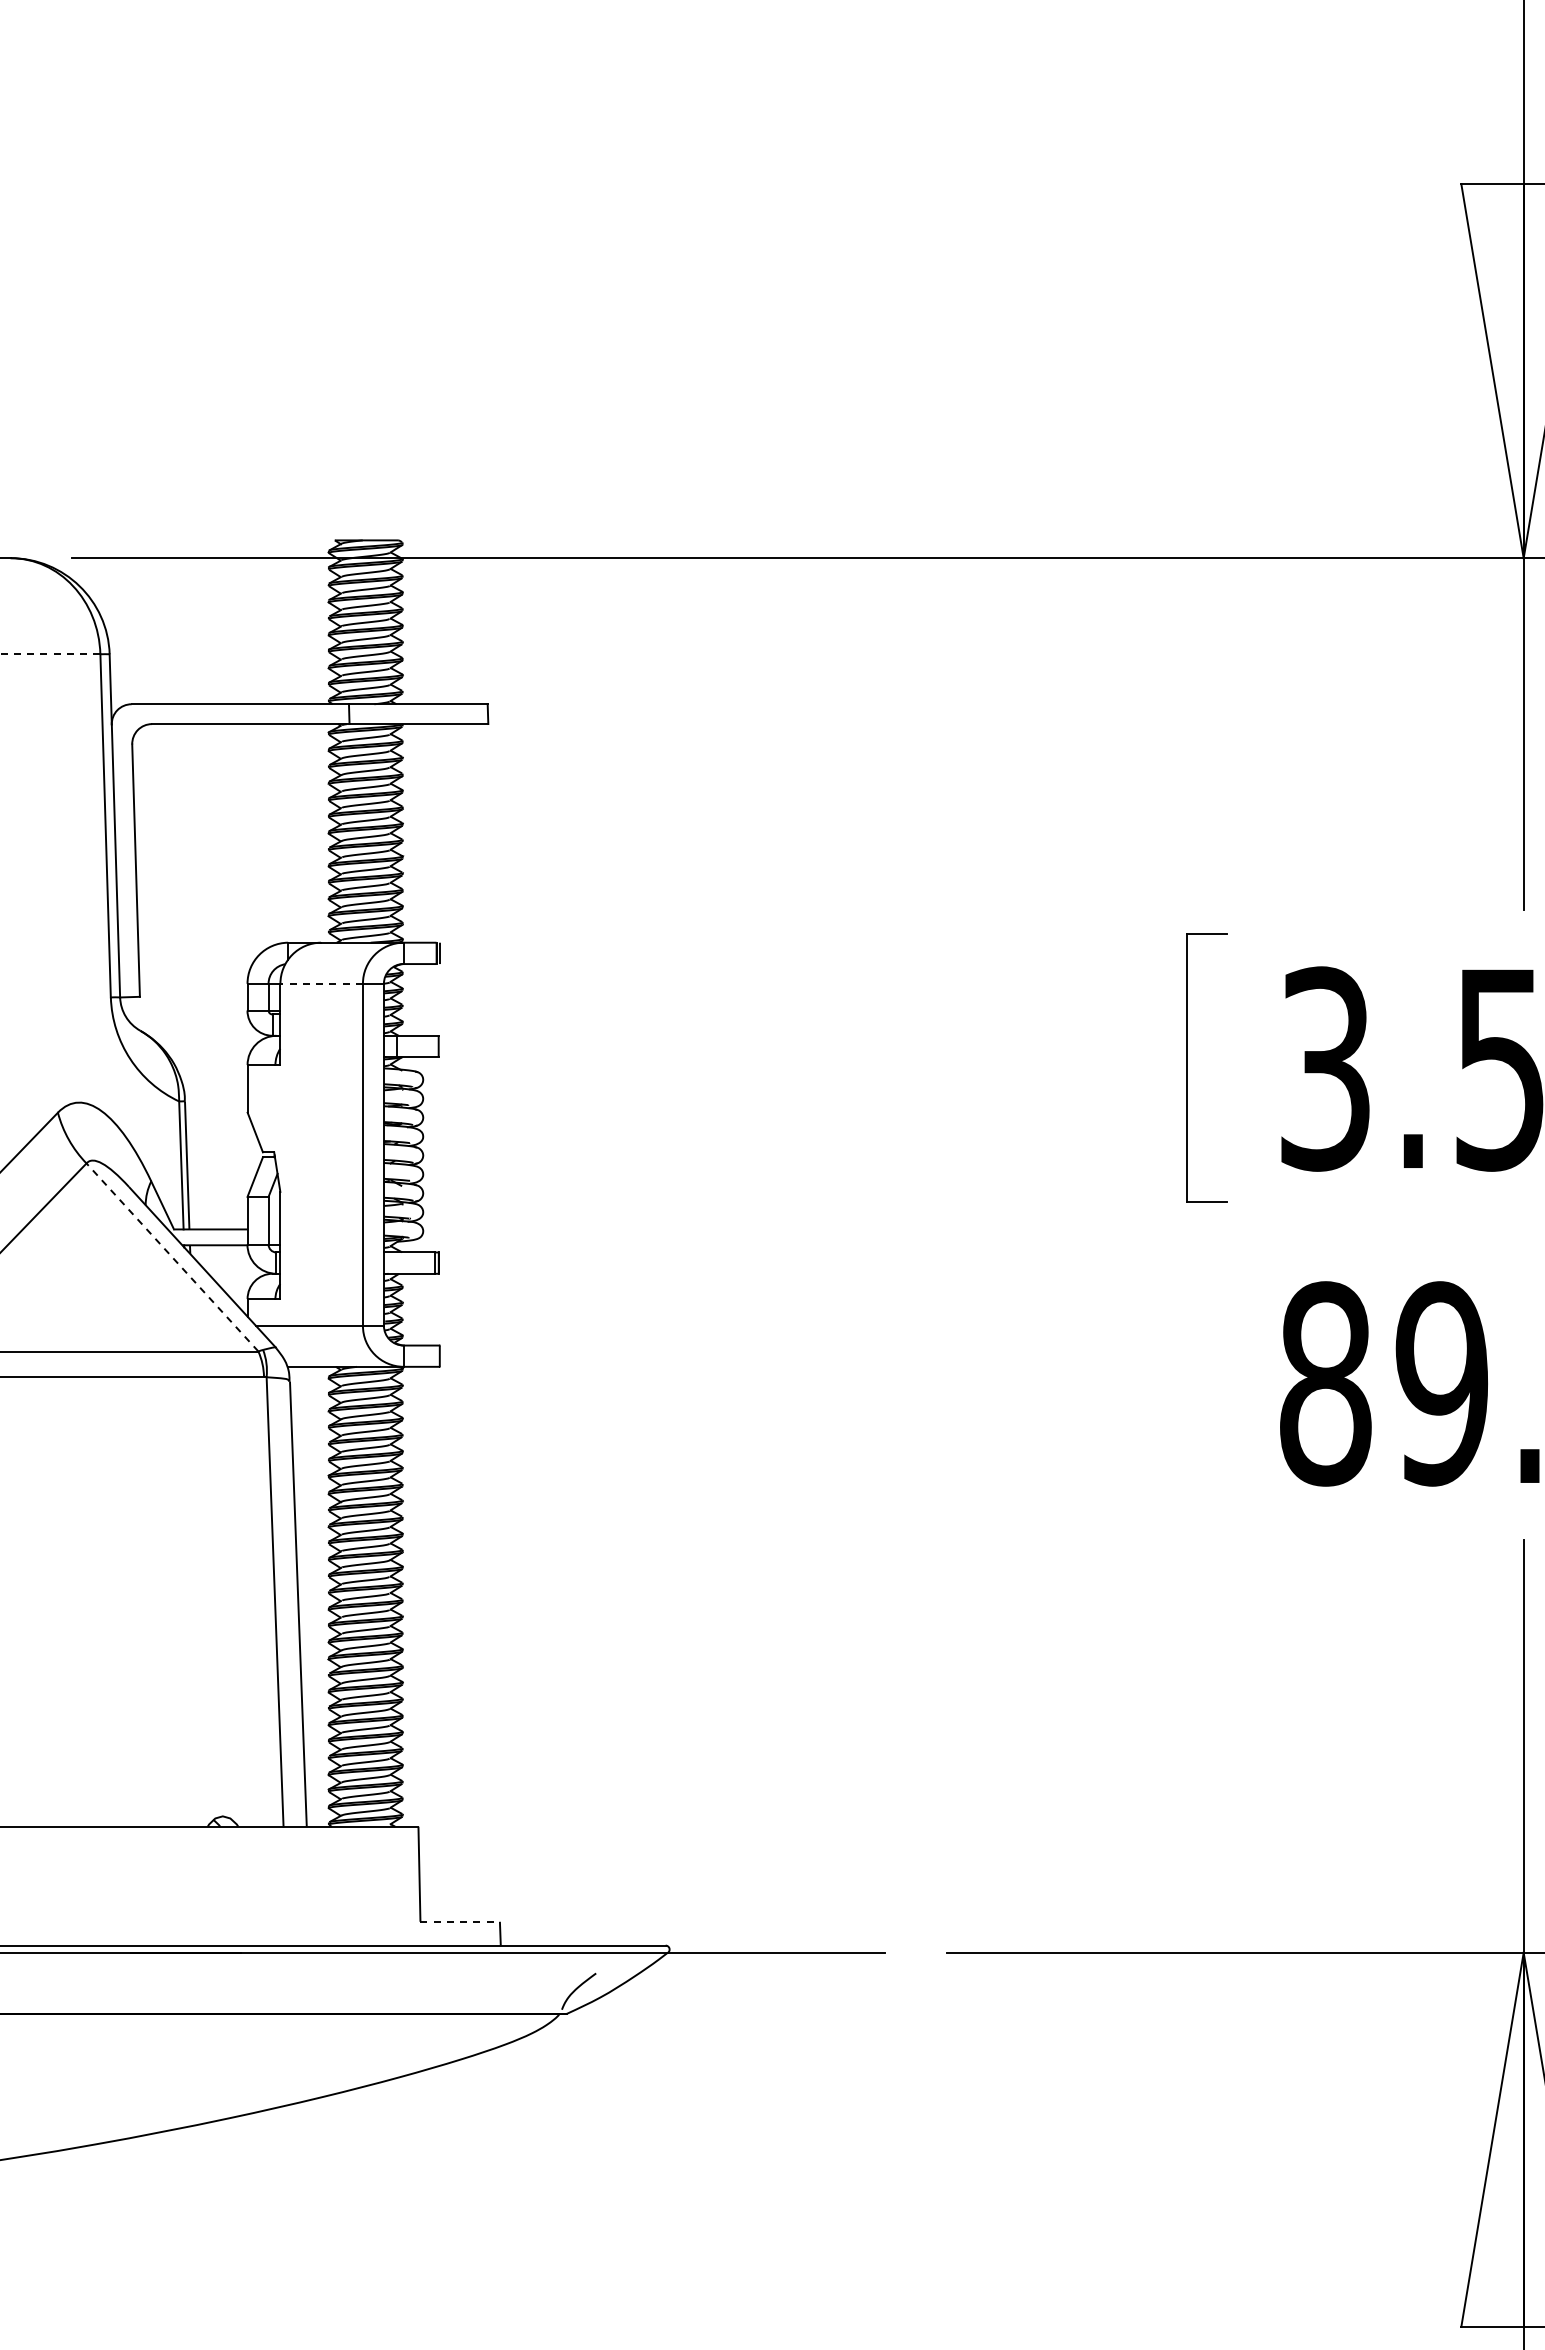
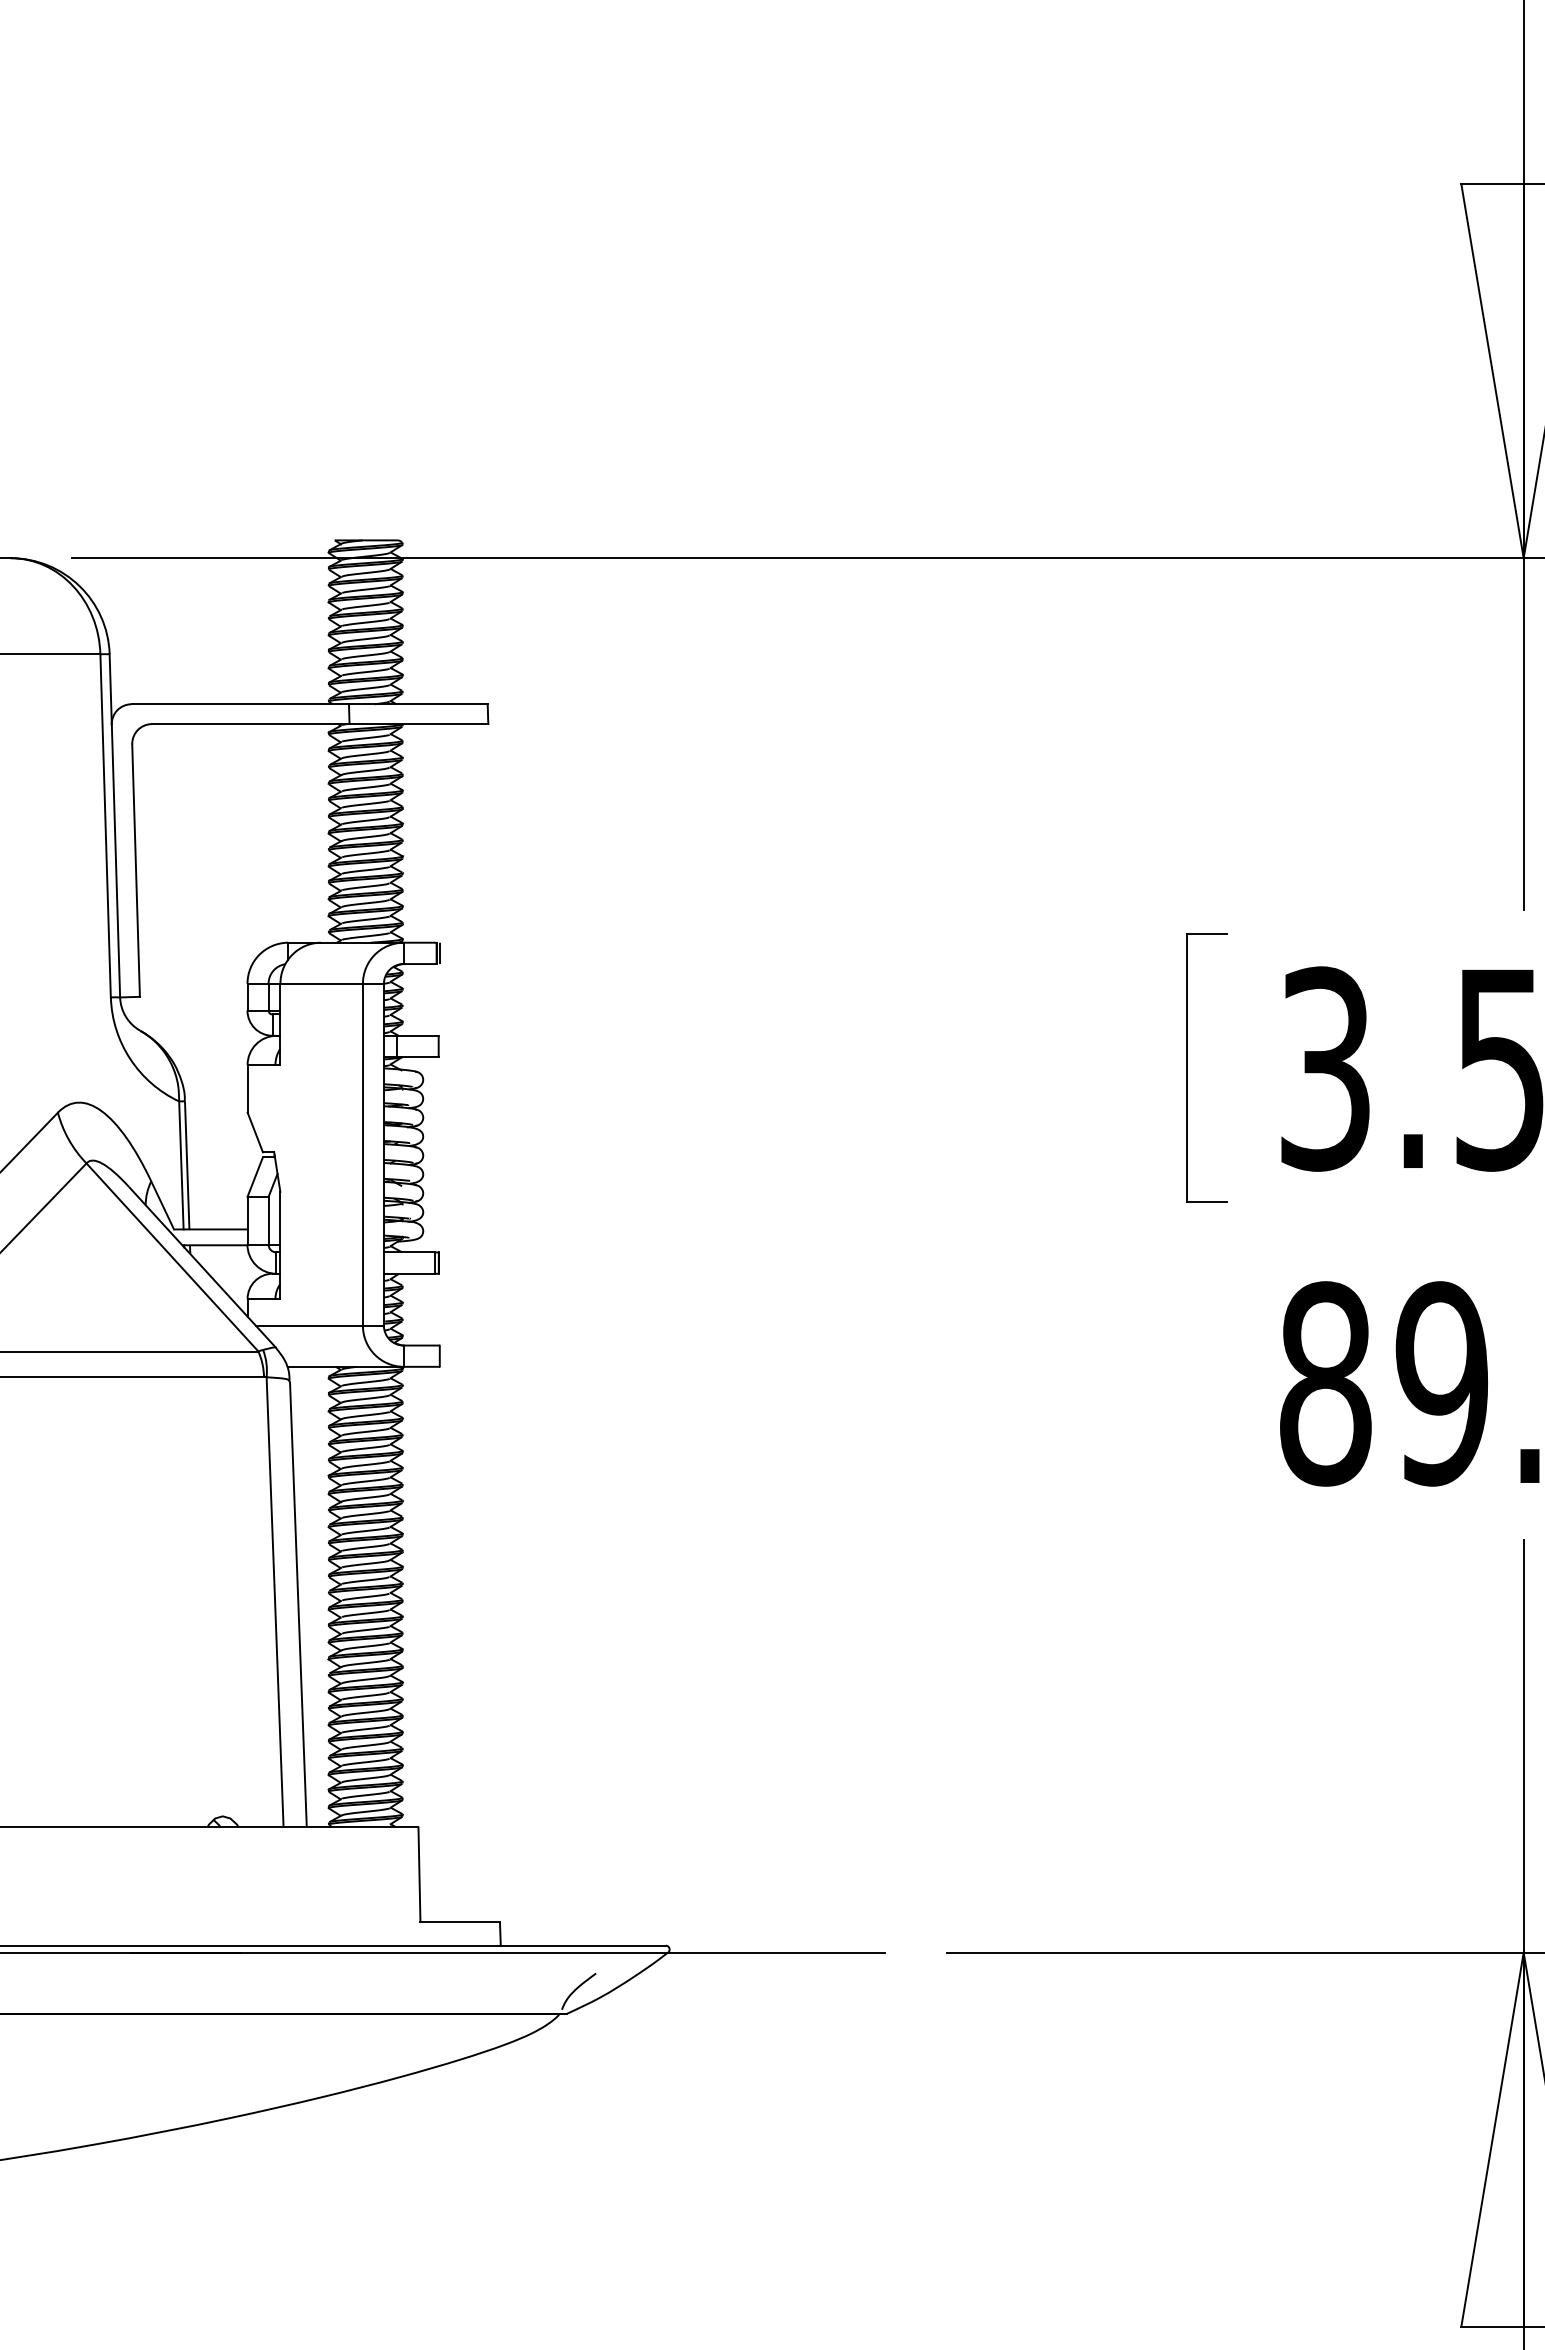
line: dashed -> solid (50, 654)
line: dashed -> solid (321, 983)
line: dashed -> solid (172, 1257)
line: dashed -> solid (460, 1921)
